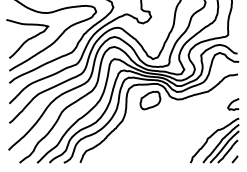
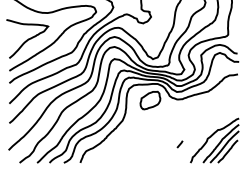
curve: present -> none (232, 103)
line position: (234, 159) -> (179, 144) (179, 144)
